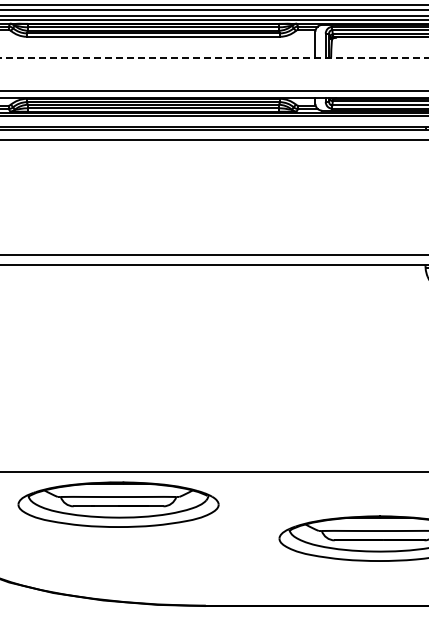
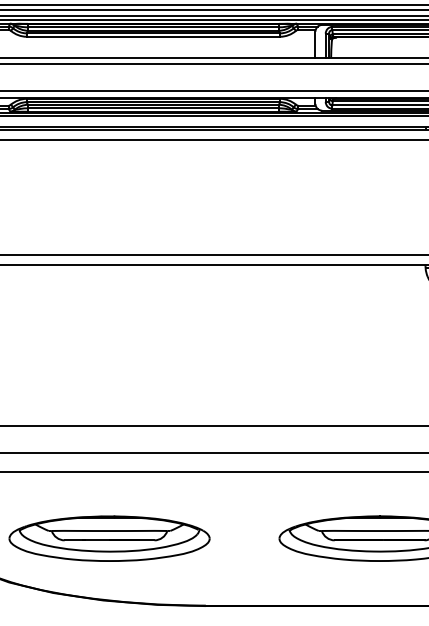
line: dashed -> solid (214, 57)
line: none -> present (213, 64)
line: none -> present (213, 425)
line: none -> present (213, 452)
part position: (118, 504) -> (109, 538) (109, 538)
